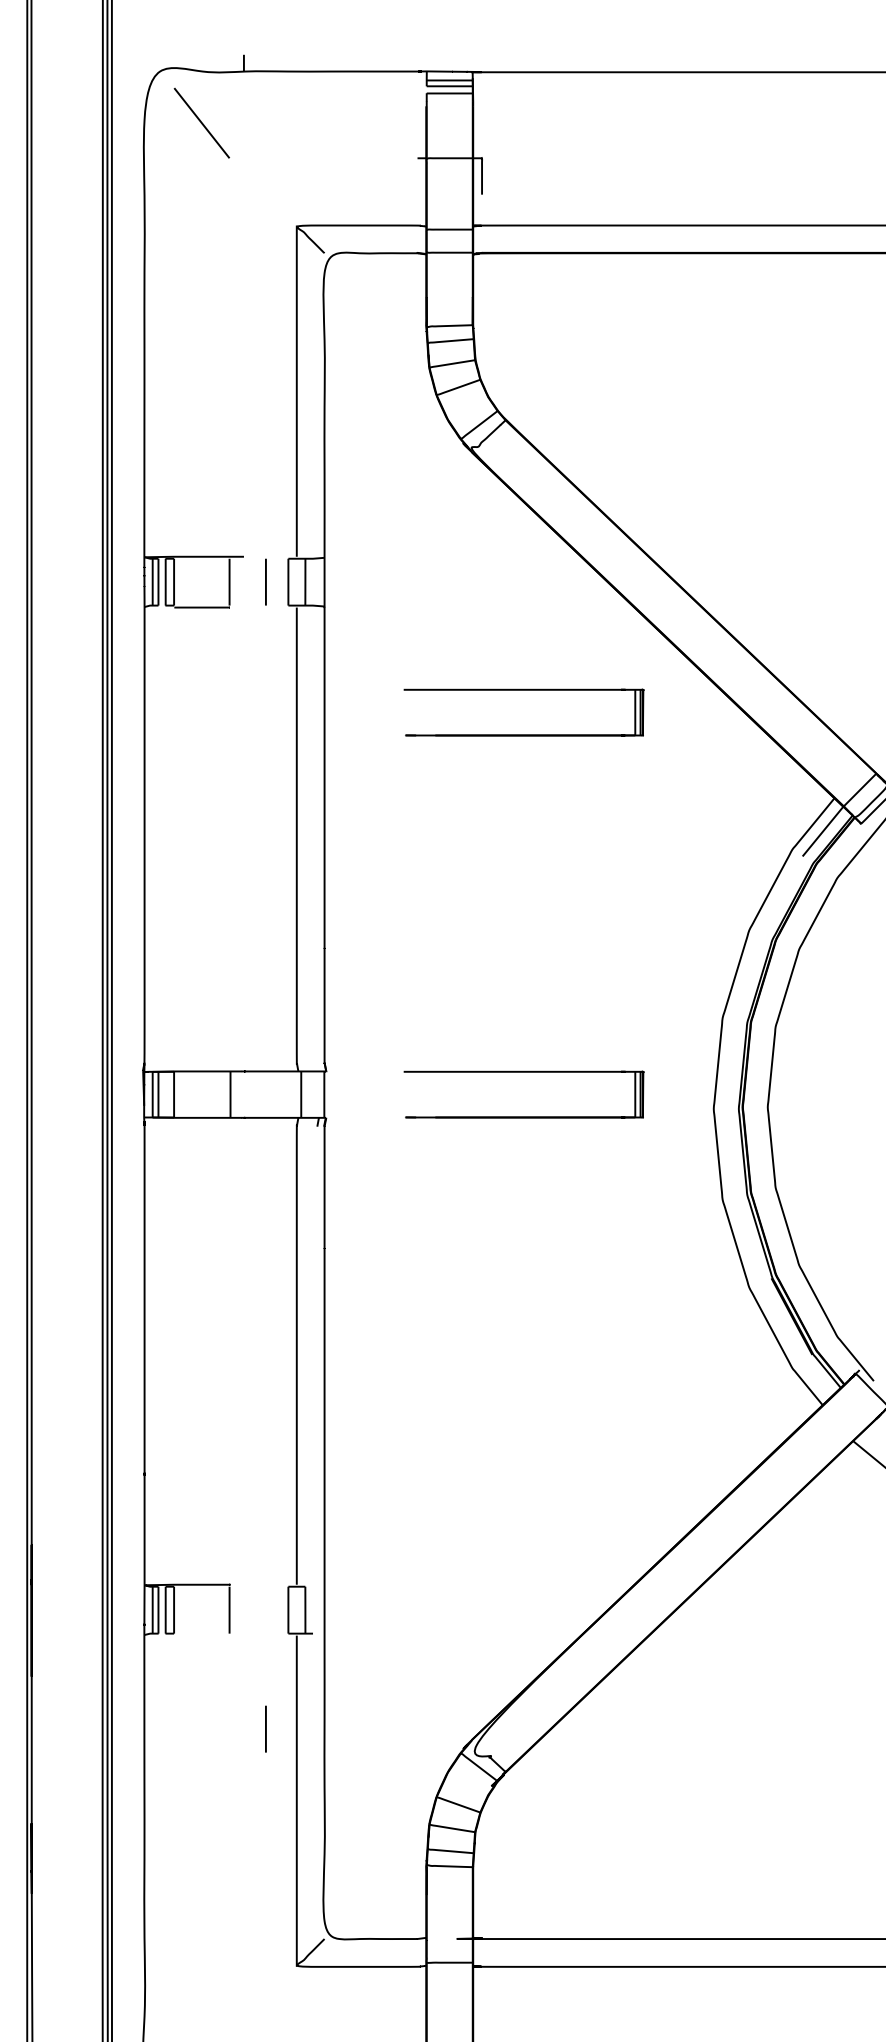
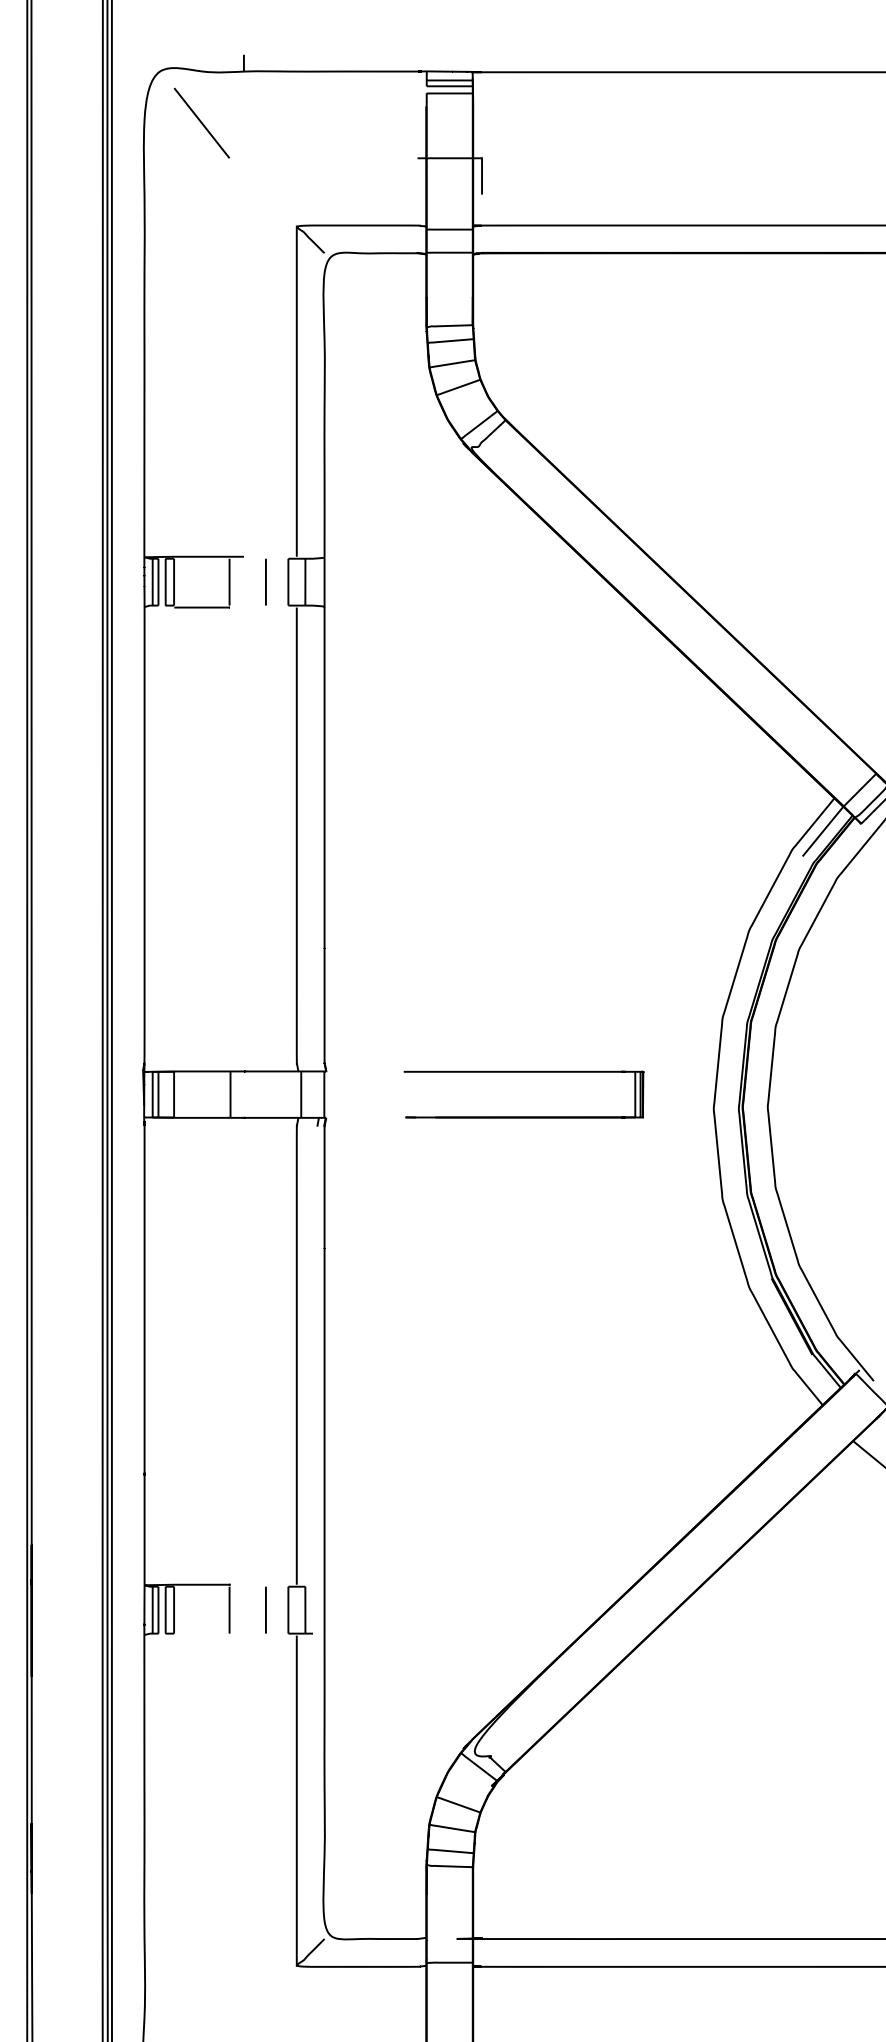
part: present -> none (523, 690)
line position: (265, 1728) -> (265, 1609) (265, 1609)
